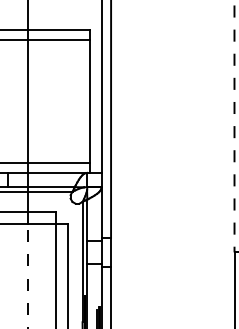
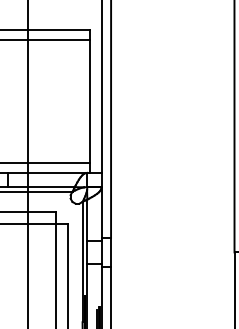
line: dashed -> solid (234, 126)
line: dashed -> solid (28, 275)
